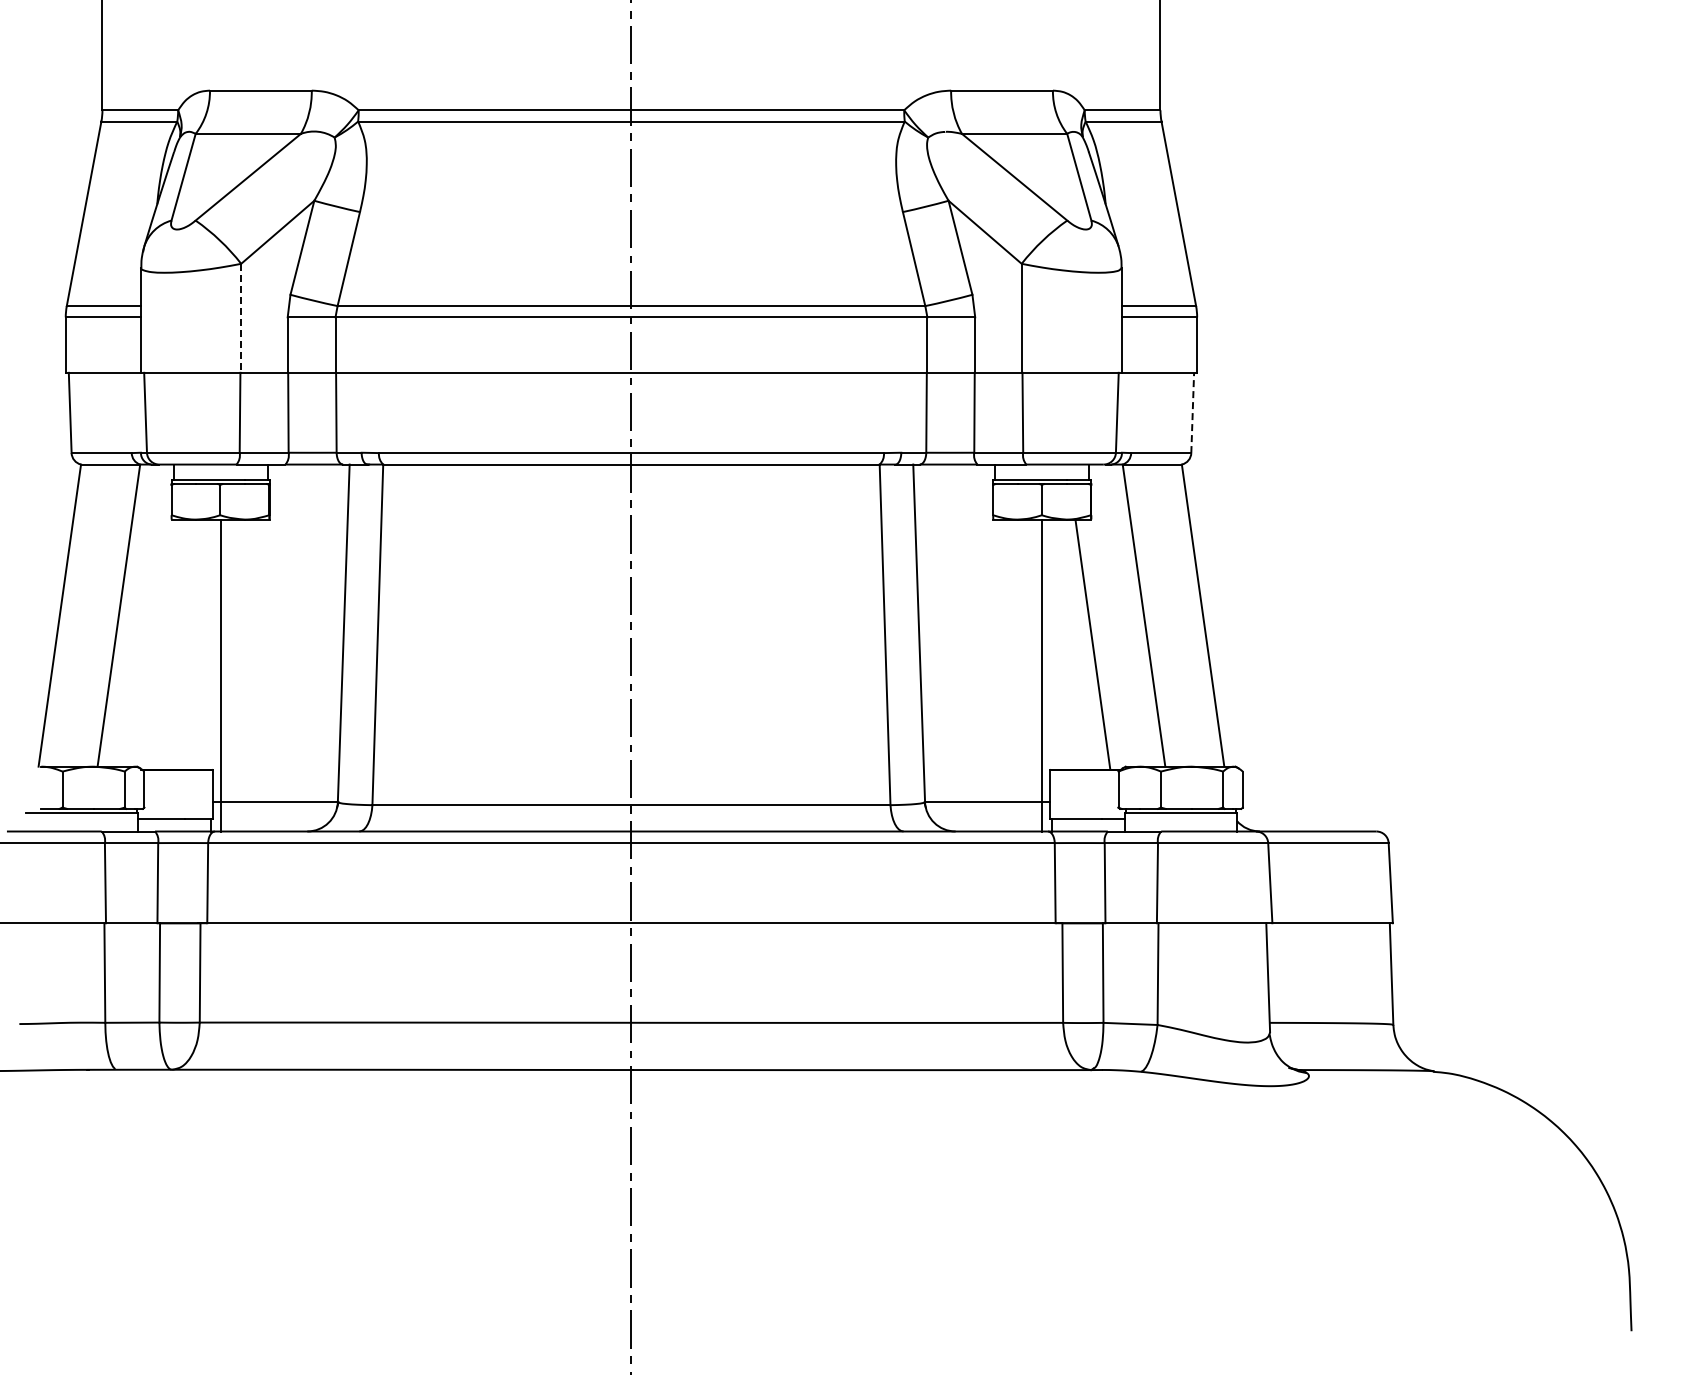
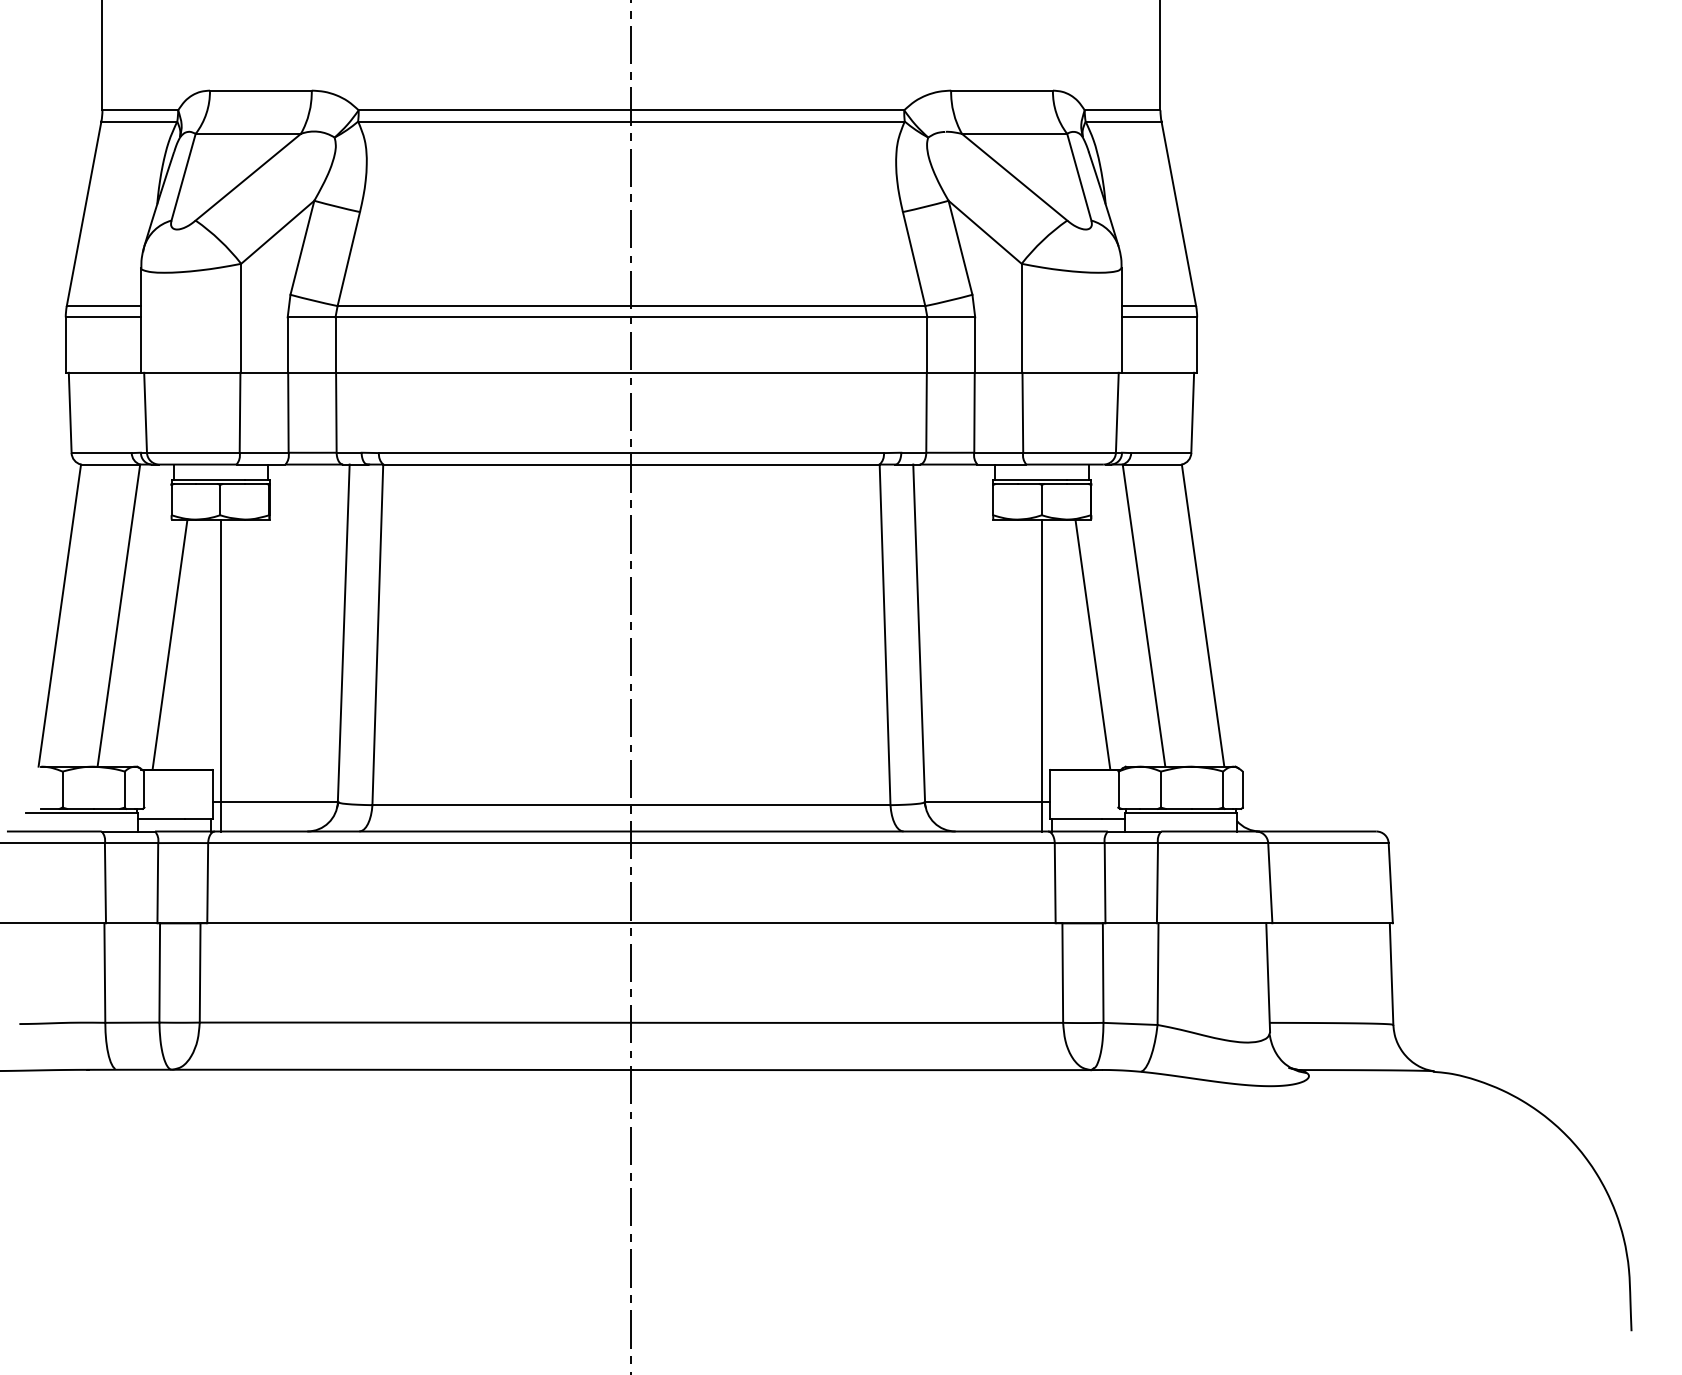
line: dashed -> solid (241, 318)
line: dashed -> solid (1192, 412)
line: none -> present (169, 644)
